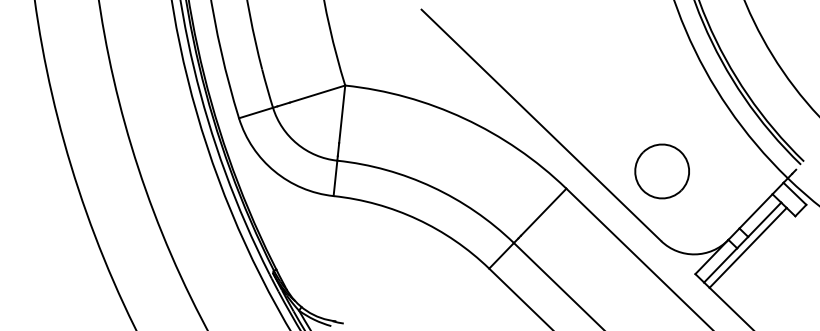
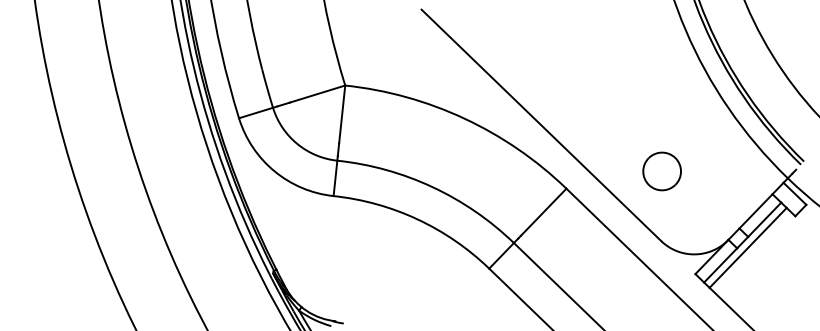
part size: 56x57 px -> 40x41 px (661, 171)
